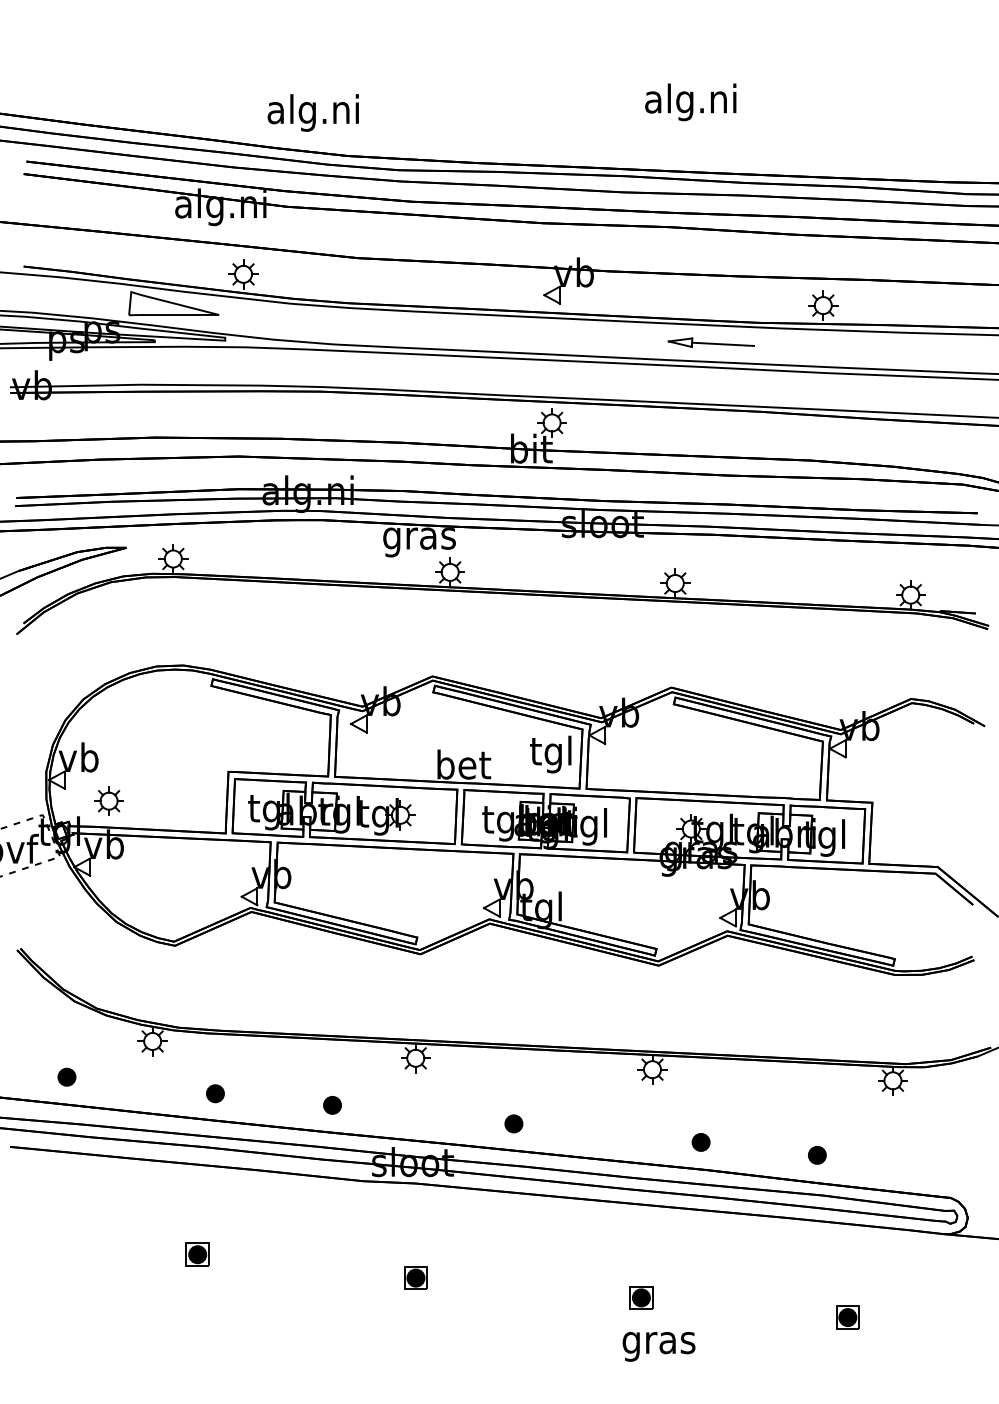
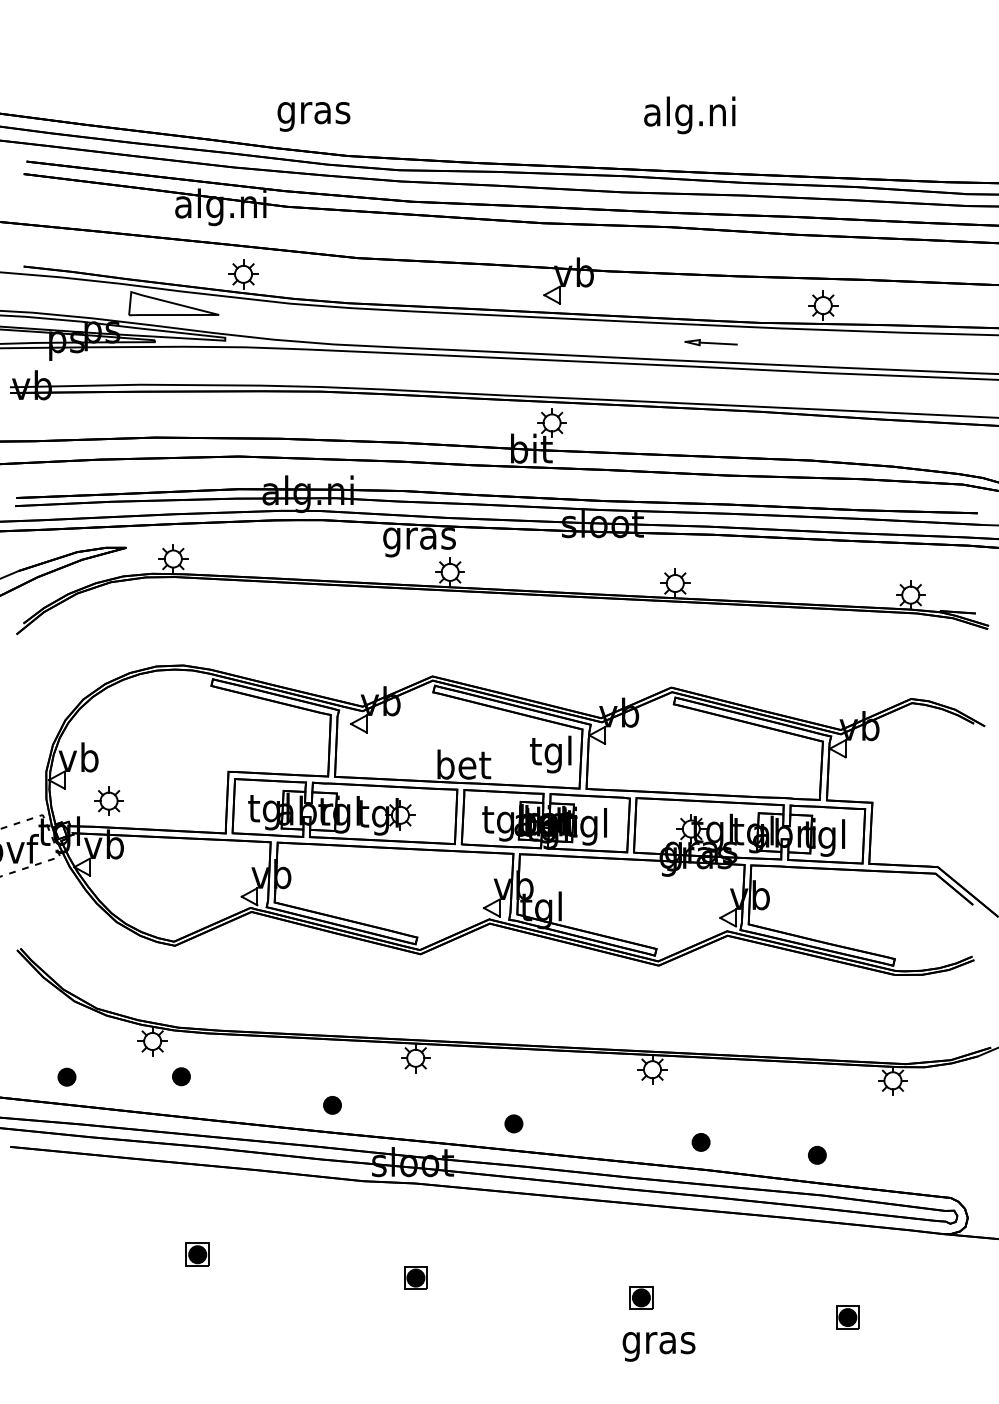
text position: (690, 102) -> (689, 115) (689, 115)
text: alg.ni -> gras (312, 112)
part size: 88x11 px -> 54x8 px (710, 342)
part position: (215, 1093) -> (181, 1076) (181, 1076)
